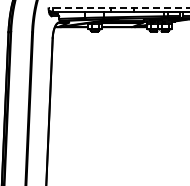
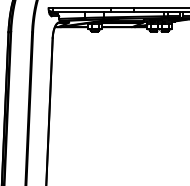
line: dashed -> solid (118, 7)
